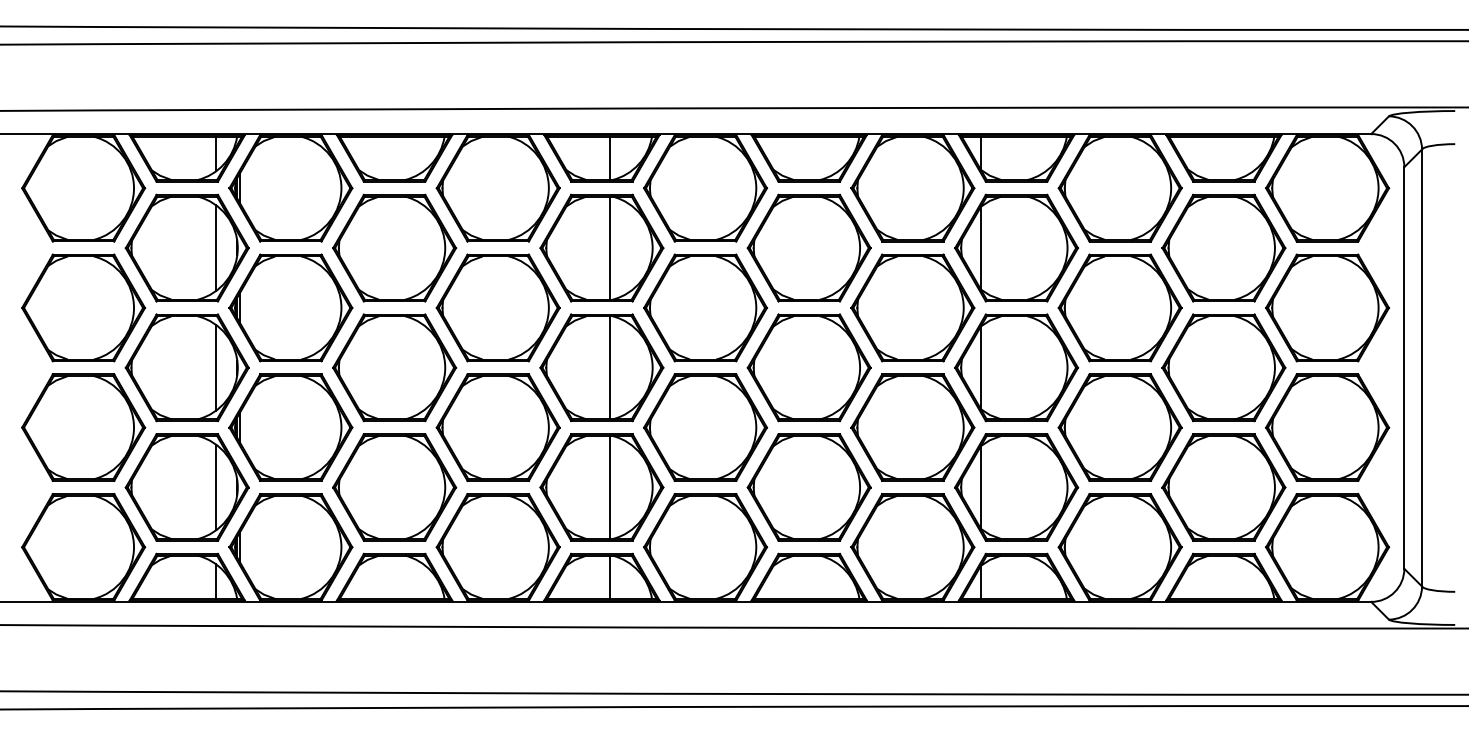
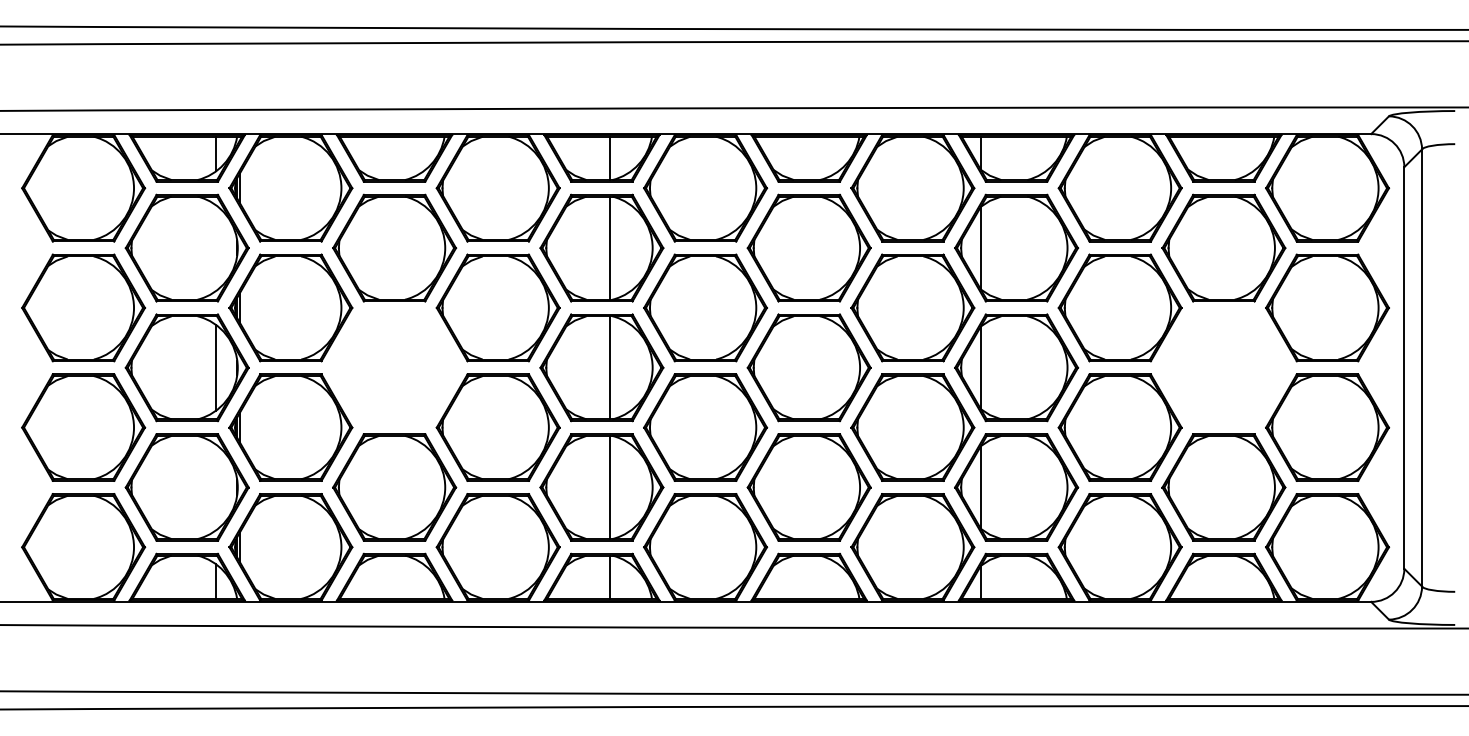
line: present -> none (216, 248)
part: present -> none (394, 367)
part: present -> none (1223, 367)
line: present -> none (216, 487)
